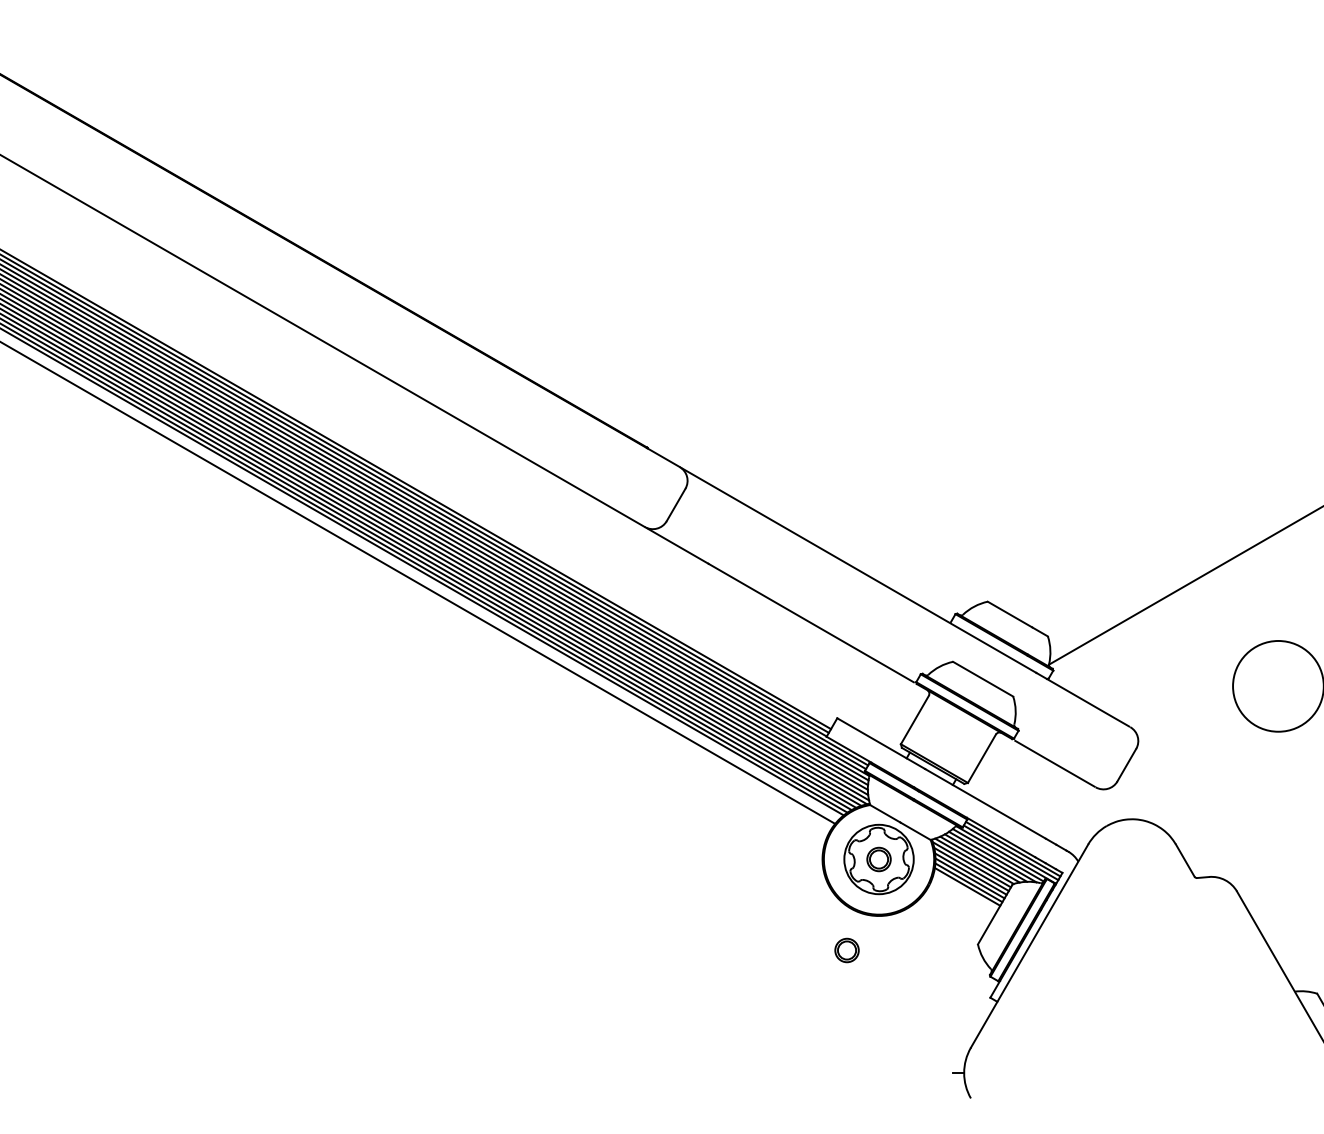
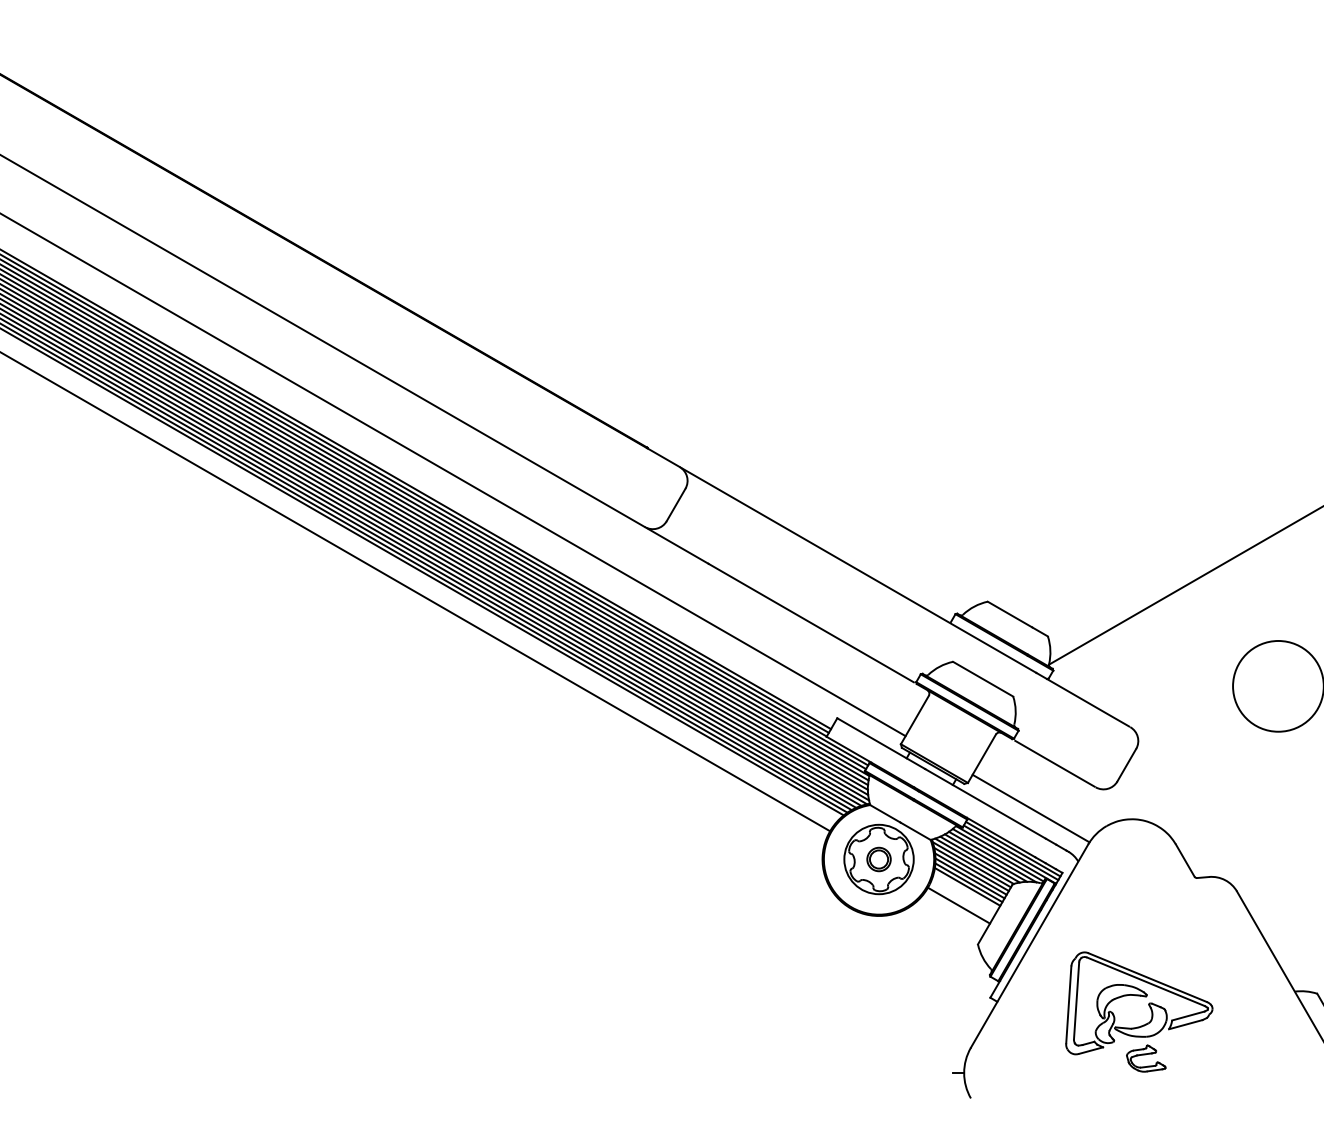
line: none -> present (453, 475)
line position: (418, 583) -> (416, 592) (416, 592)
line: none -> present (1030, 808)
line: none -> present (958, 905)
part: present -> none (846, 950)
part: none -> present (1149, 1007)
